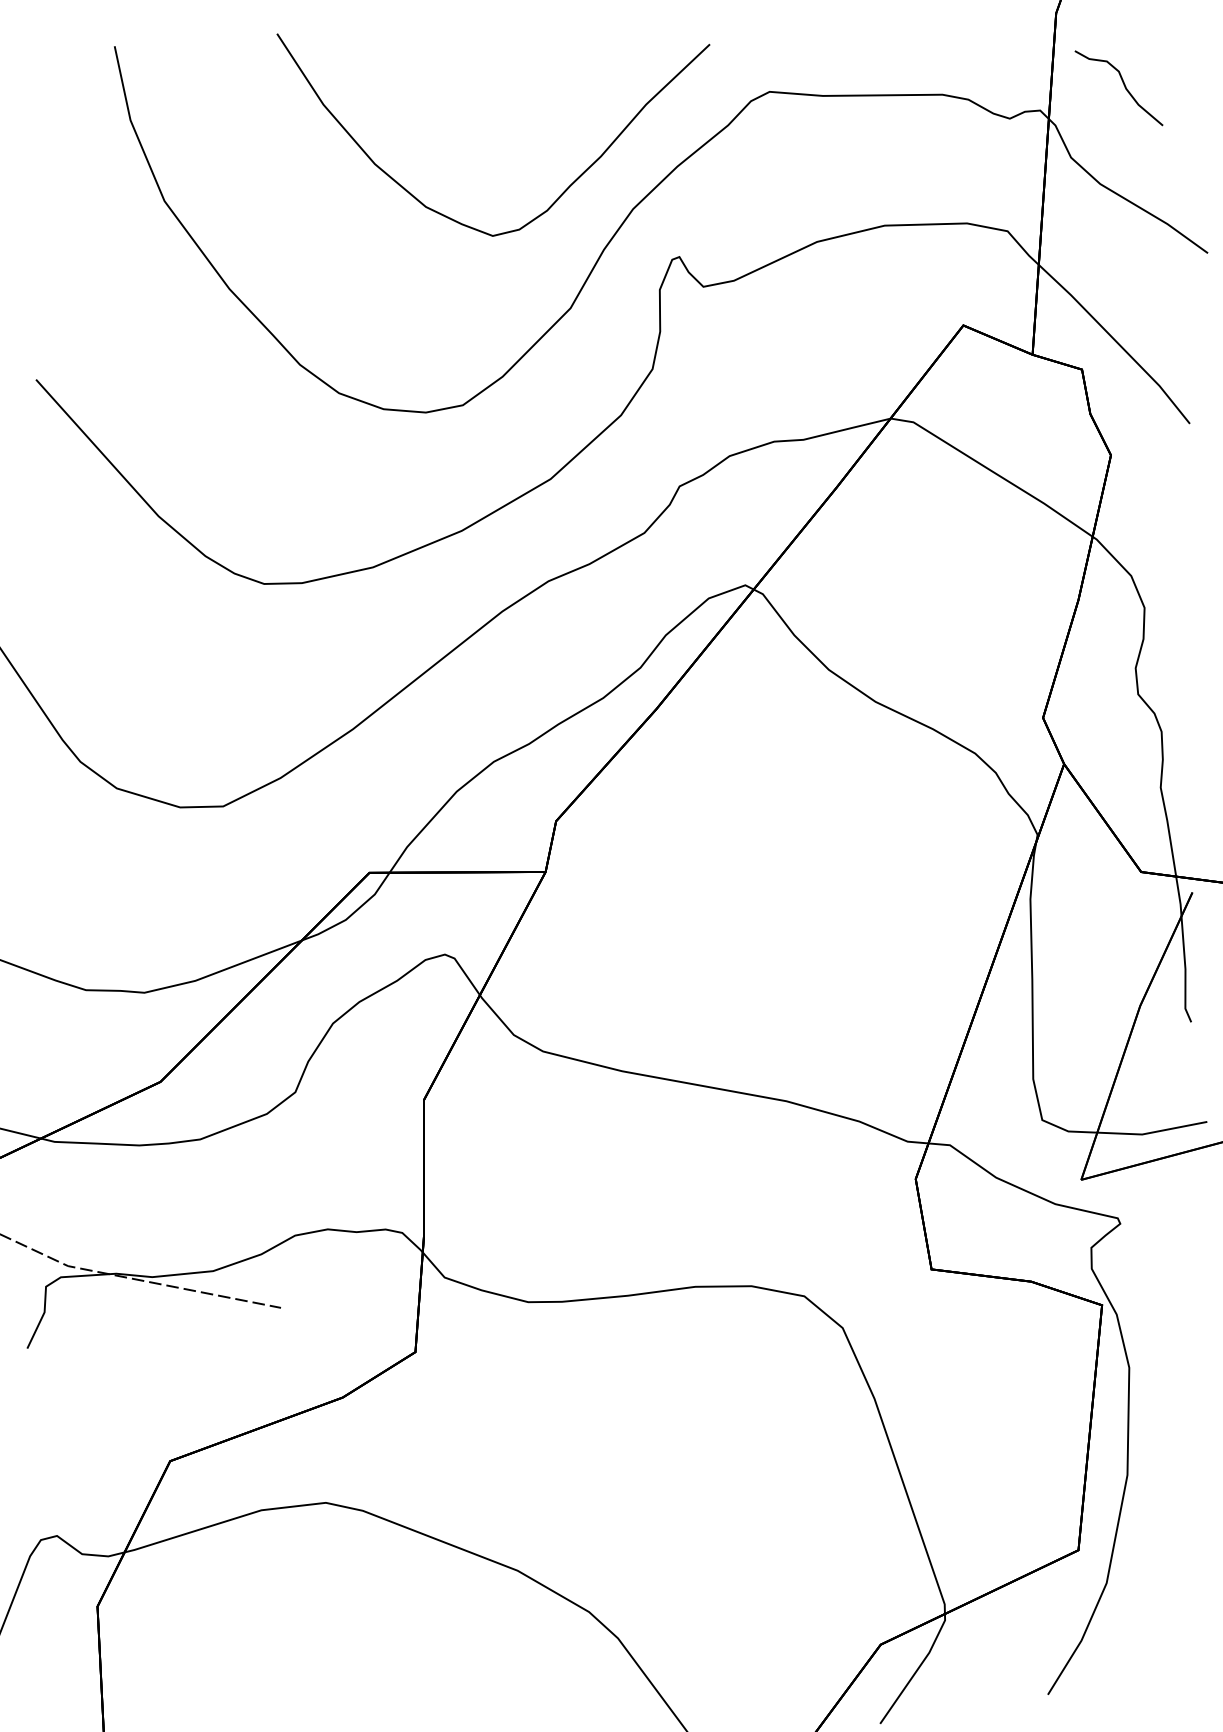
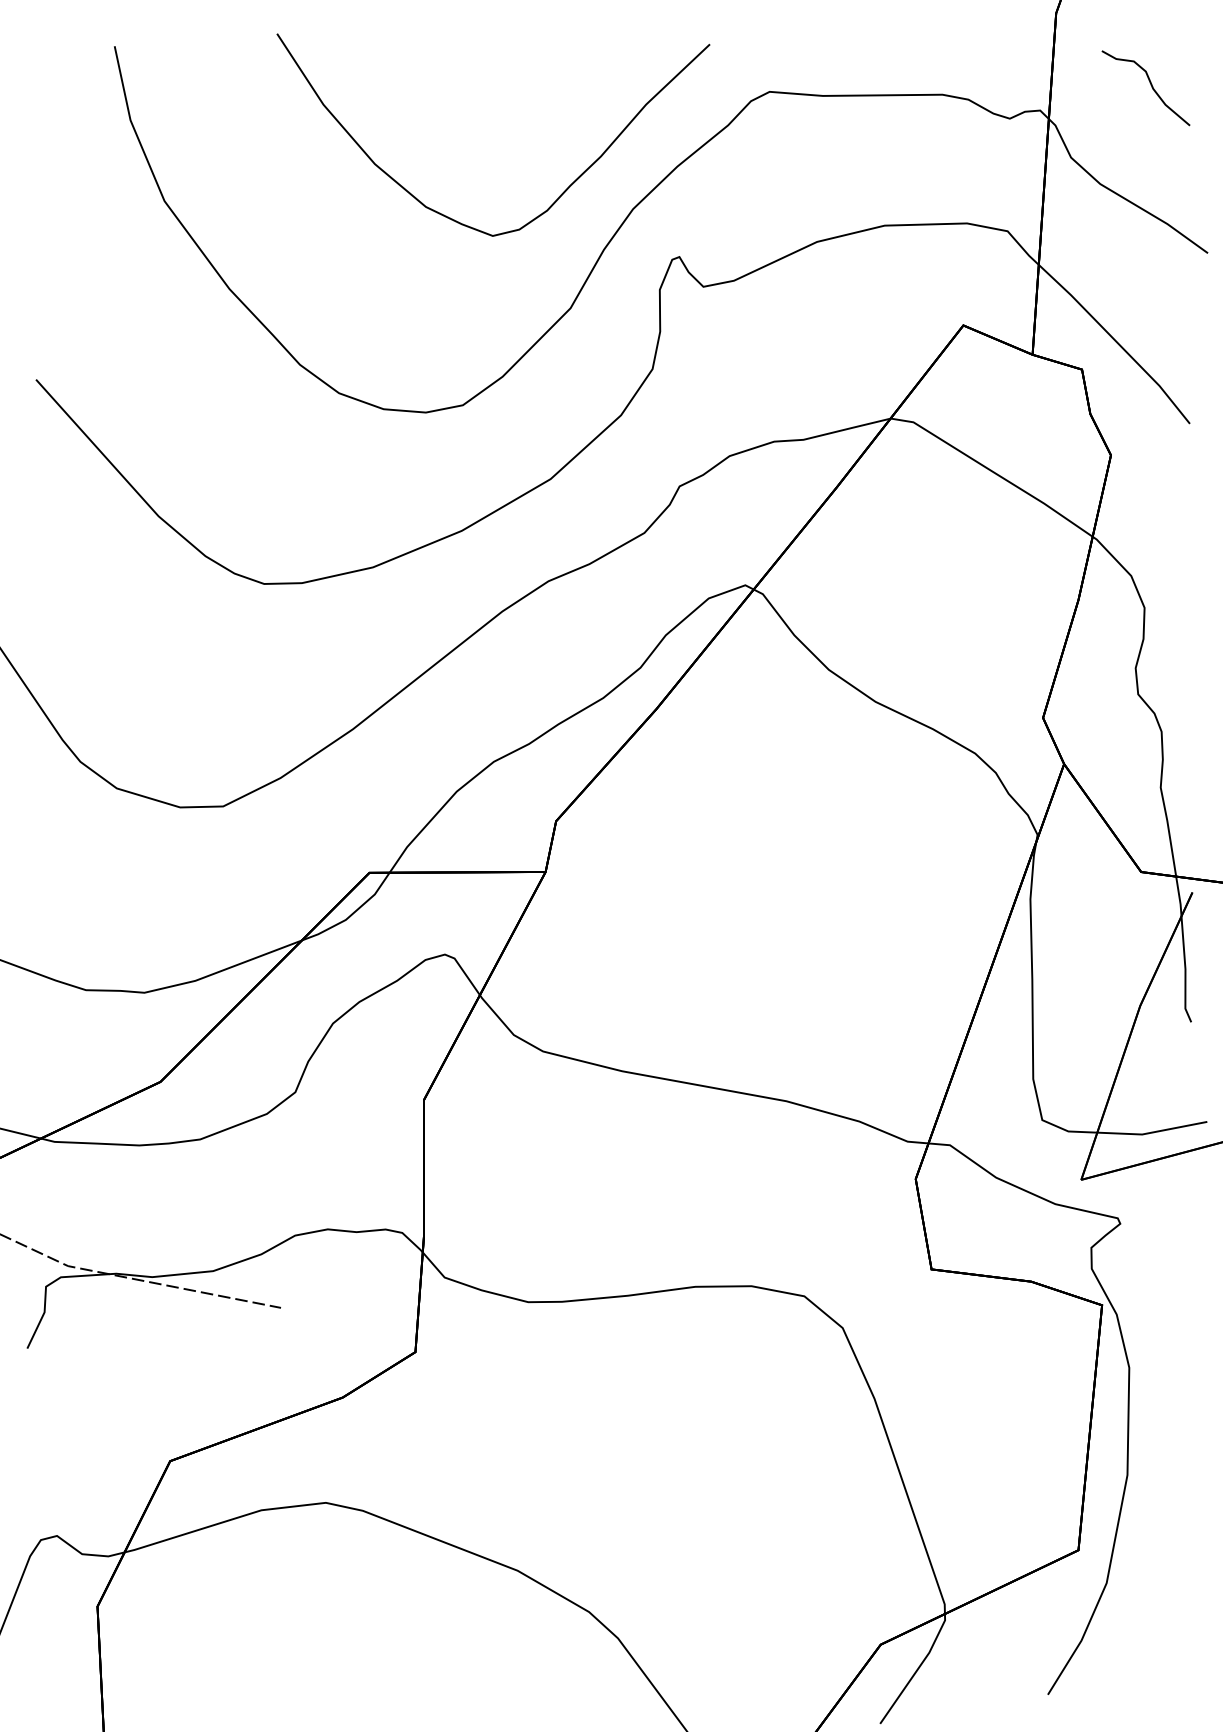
curve position: (1123, 85) -> (1150, 85) (1150, 85)
